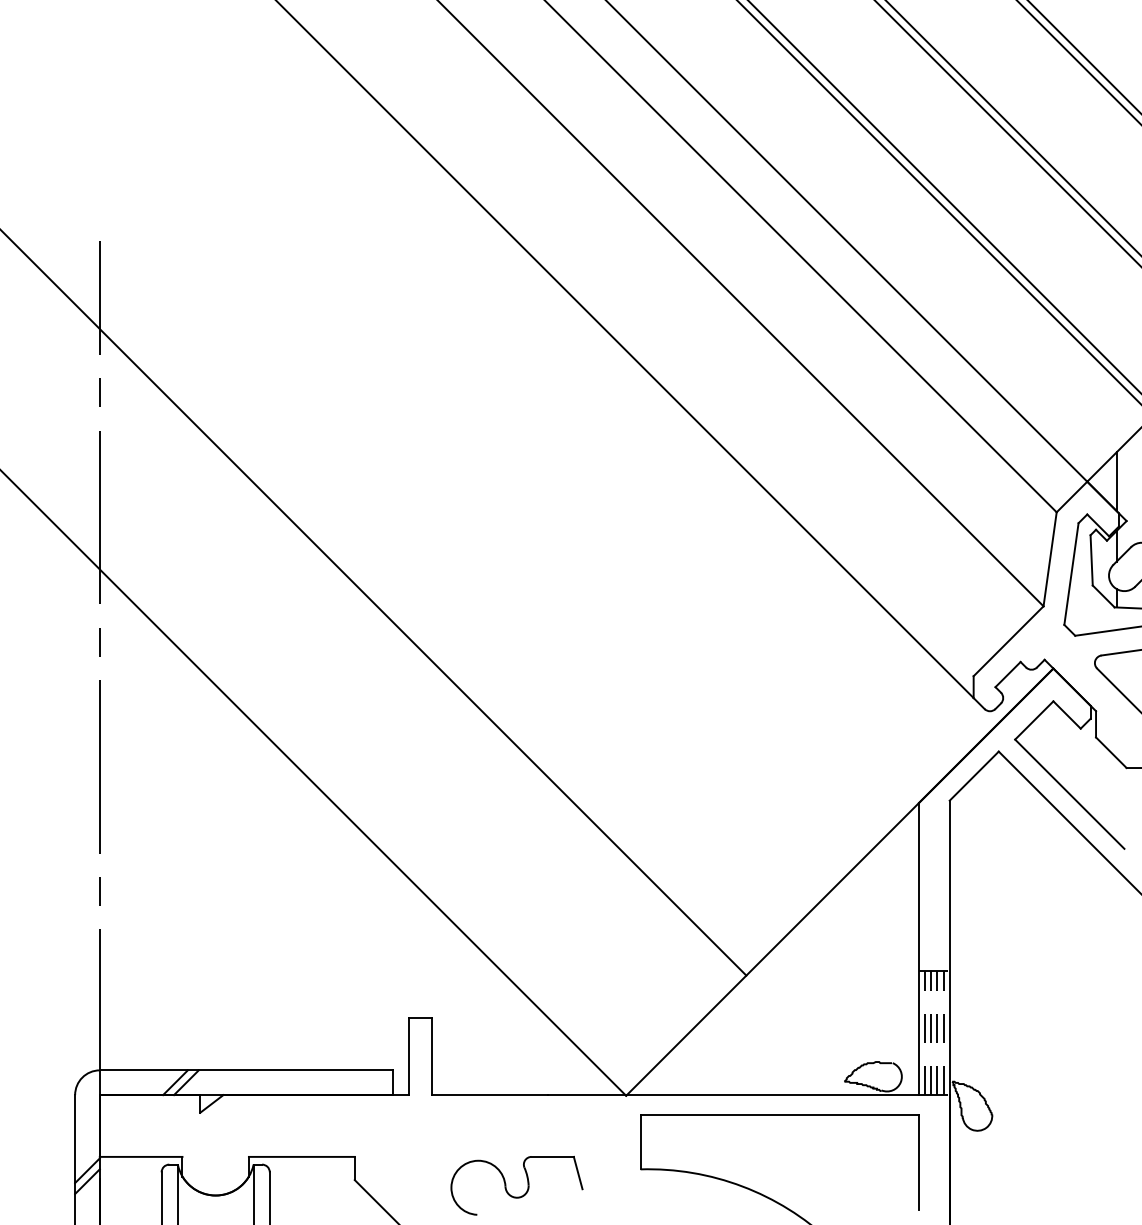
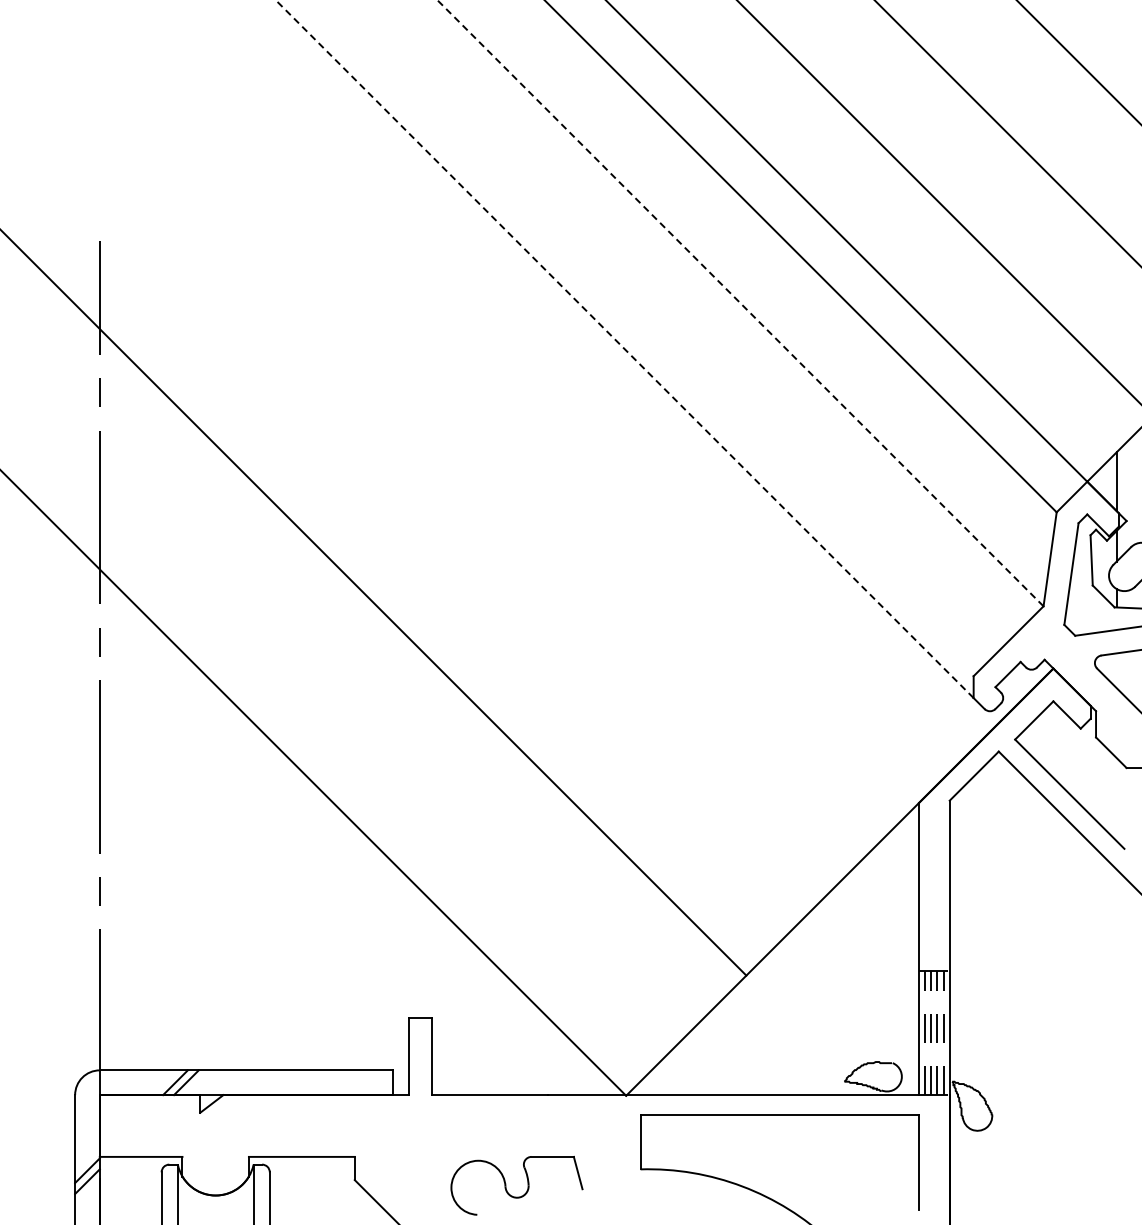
line: present -> none (1083, 56)
line: present -> none (1012, 127)
line: present -> none (943, 196)
line: solid -> dashed (740, 303)
line: solid -> dashed (624, 349)
